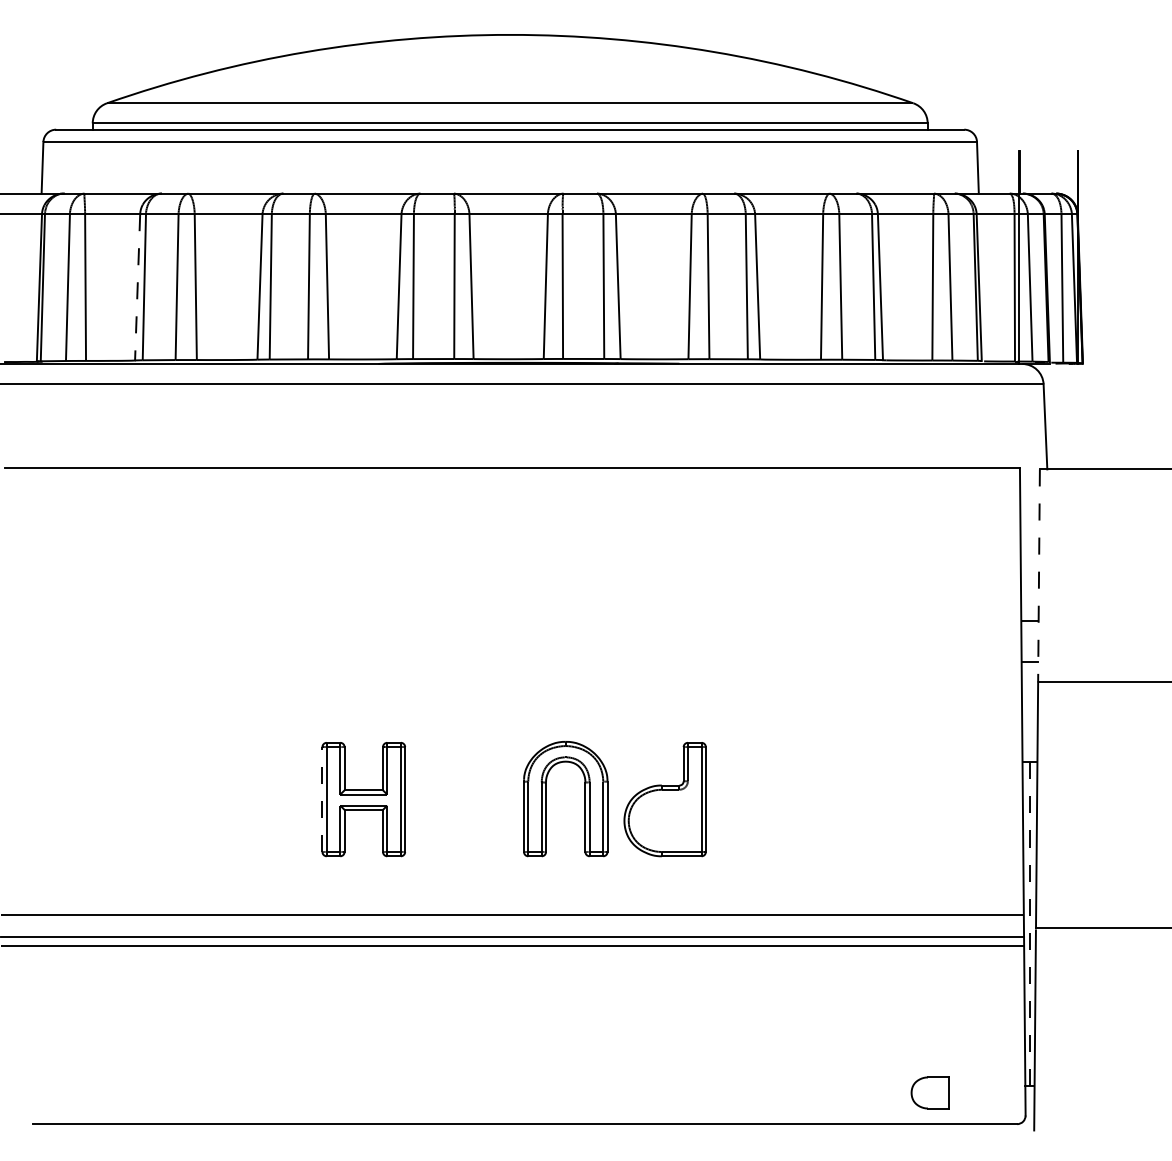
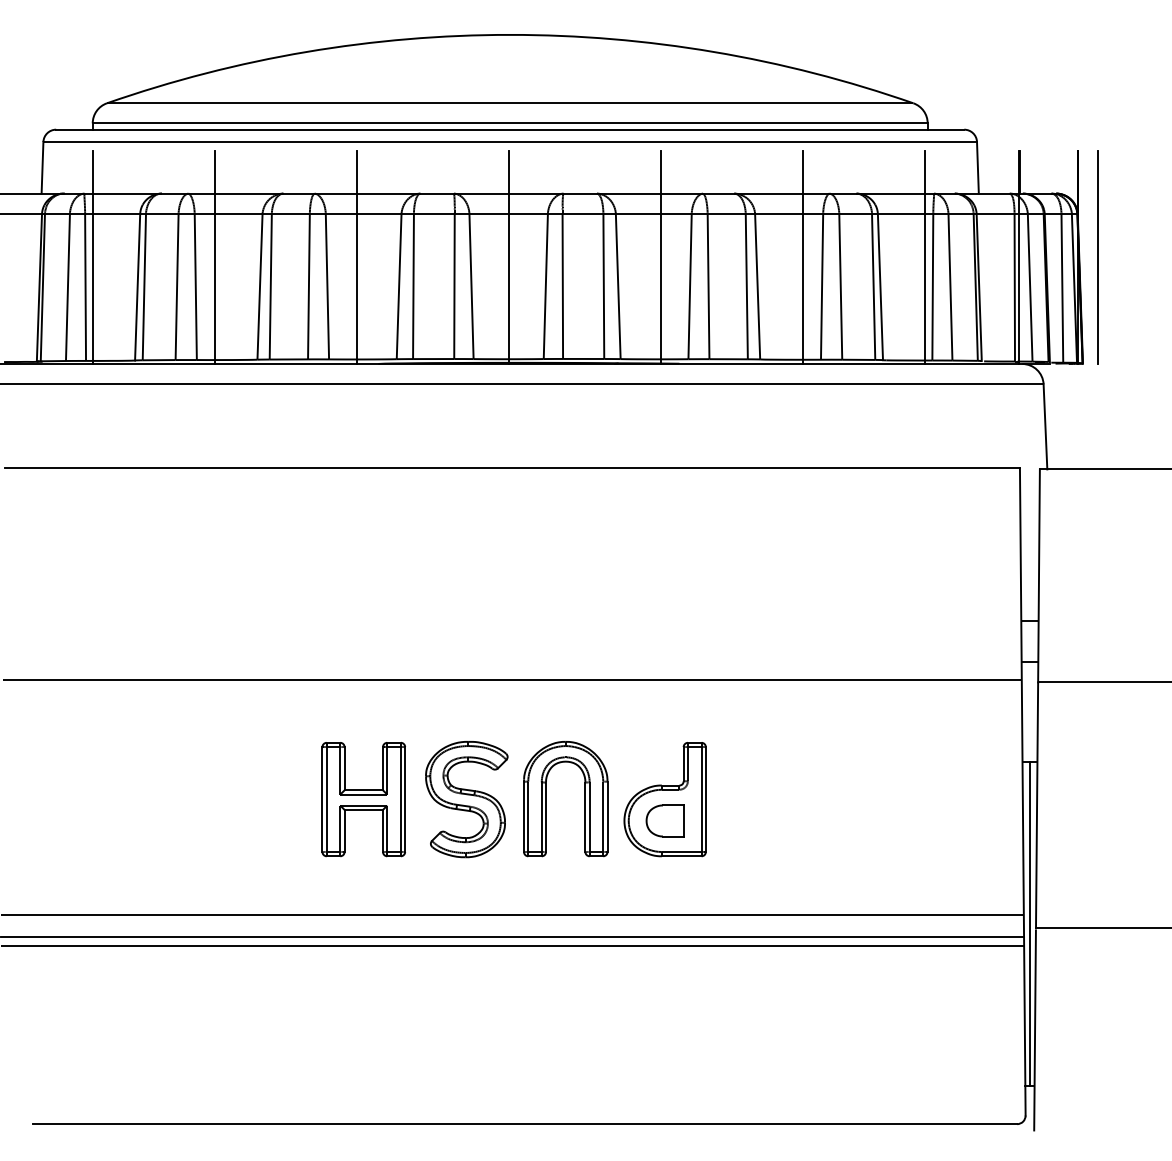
line: none -> present (93, 256)
line: none -> present (214, 256)
line: none -> present (356, 256)
line: none -> present (508, 256)
line: none -> present (660, 256)
line: none -> present (802, 256)
line: none -> present (924, 256)
line: none -> present (1098, 256)
line: dashed -> solid (137, 287)
line: dashed -> solid (1039, 575)
line: none -> present (511, 679)
line: dashed -> solid (322, 799)
part: none -> present (466, 799)
line: dashed -> solid (1029, 924)
part position: (929, 1092) -> (664, 820) (664, 820)
